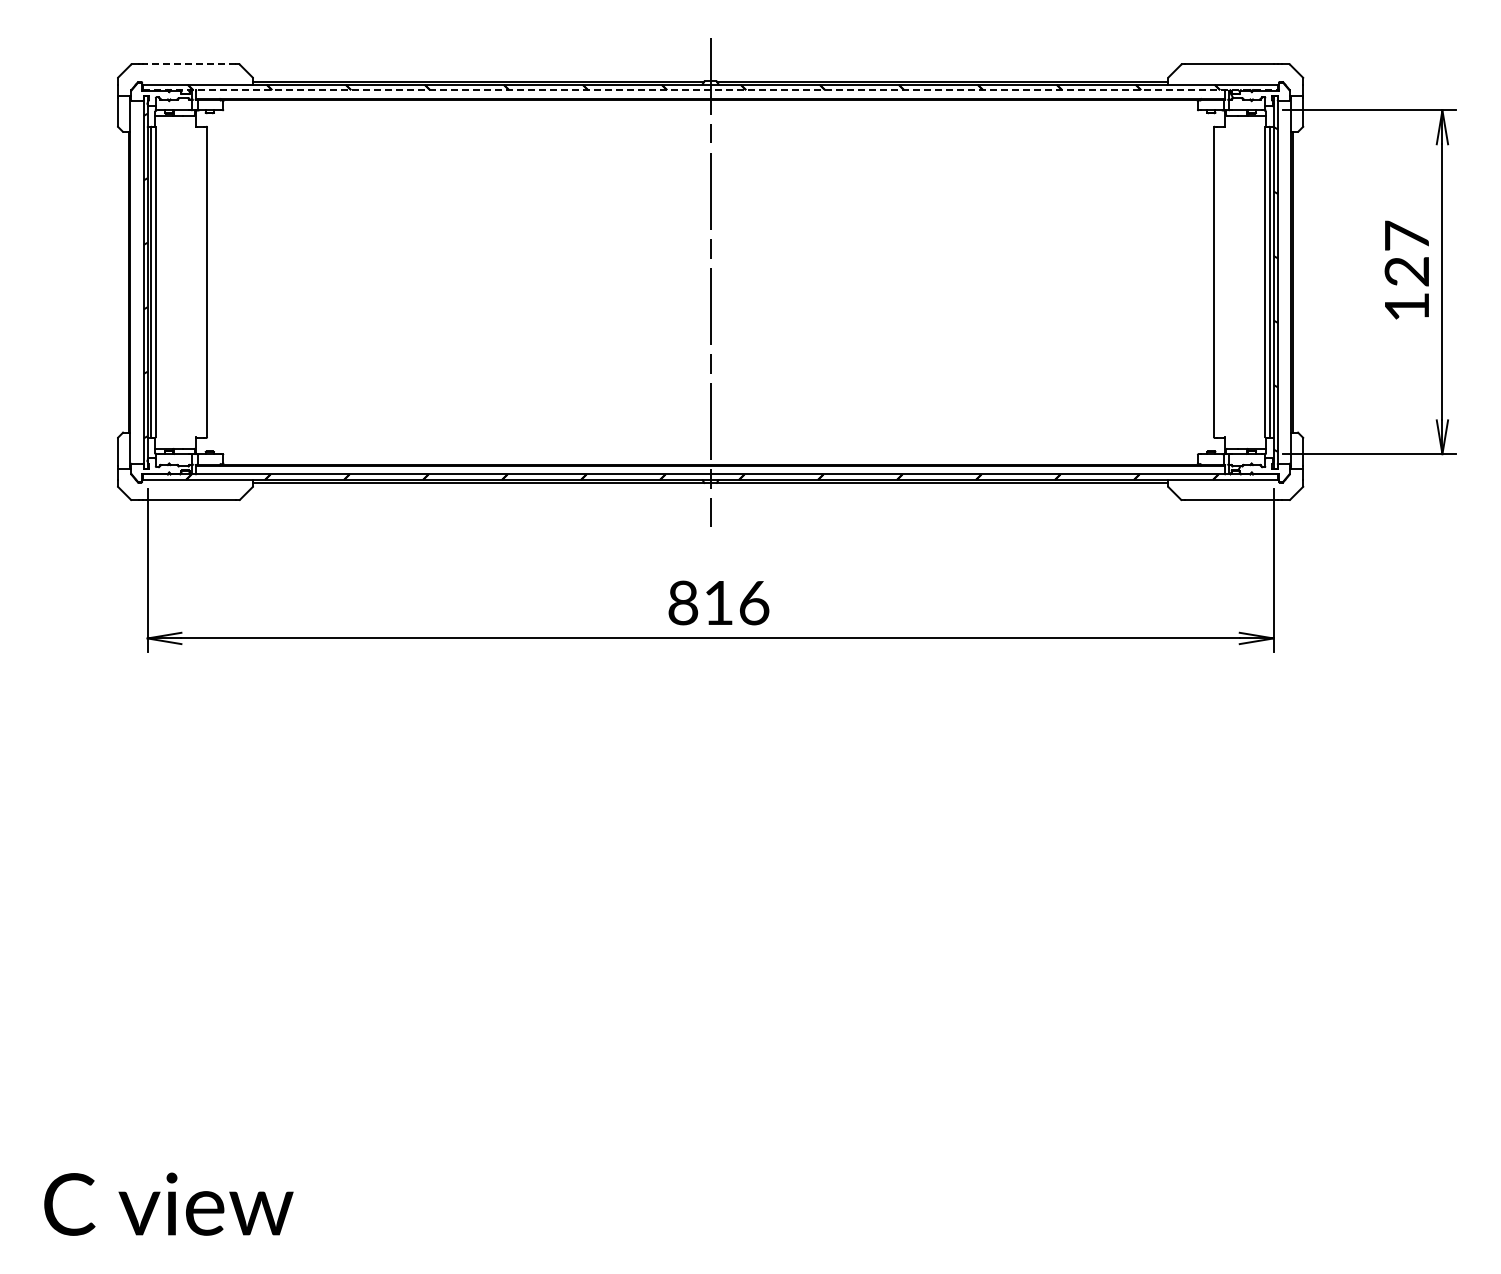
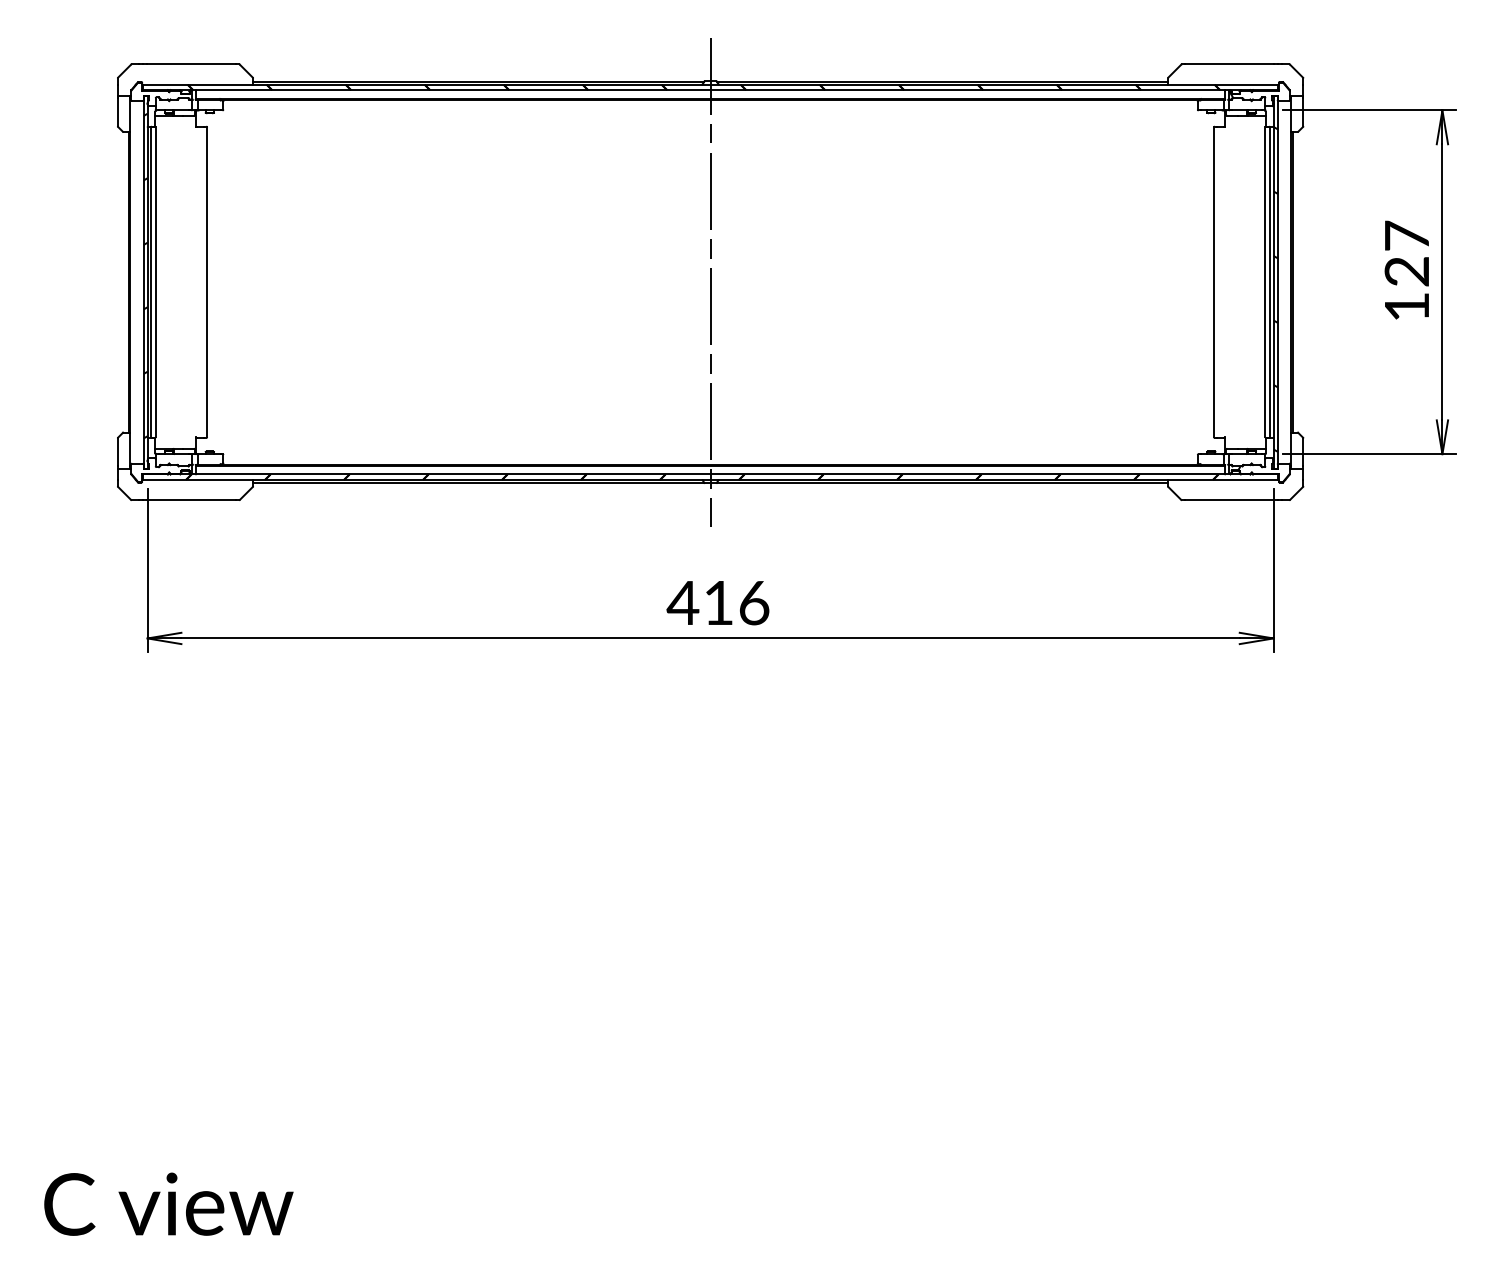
line: dashed -> solid (191, 64)
line: dashed -> solid (710, 90)
text: 816 -> 416 (682, 602)
